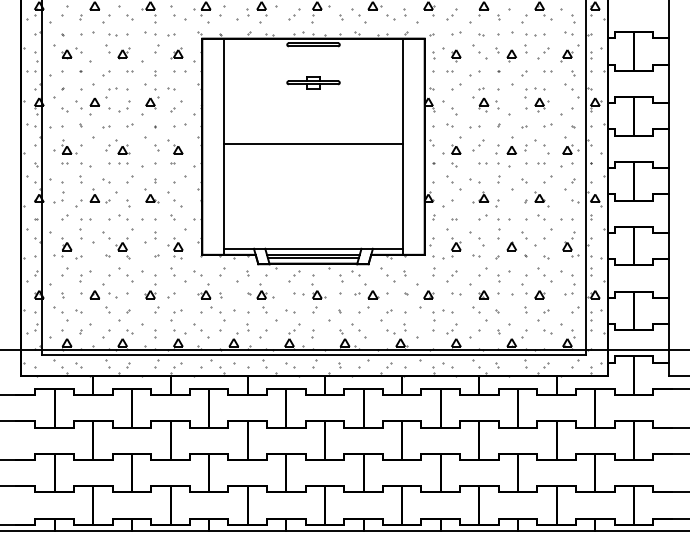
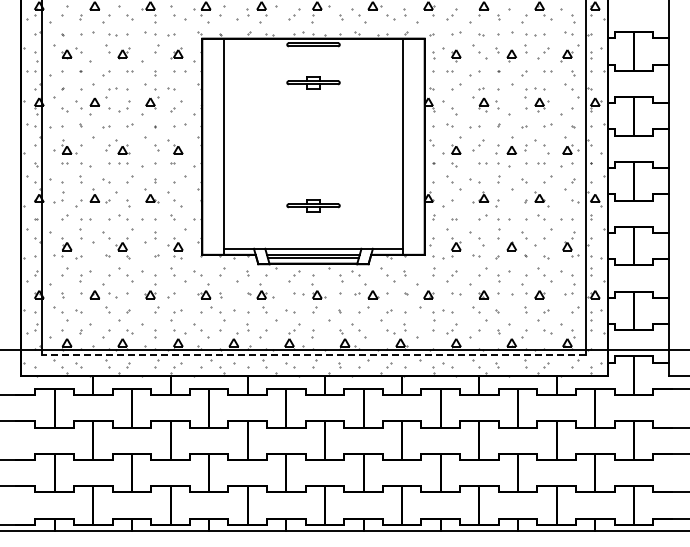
line: present -> none (313, 143)
part: none -> present (313, 205)
line: solid -> dashed (313, 355)
